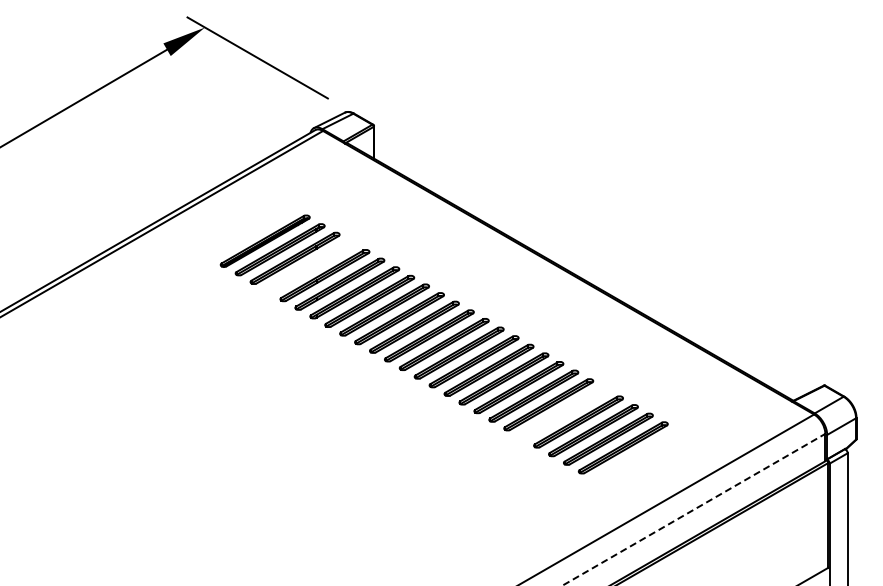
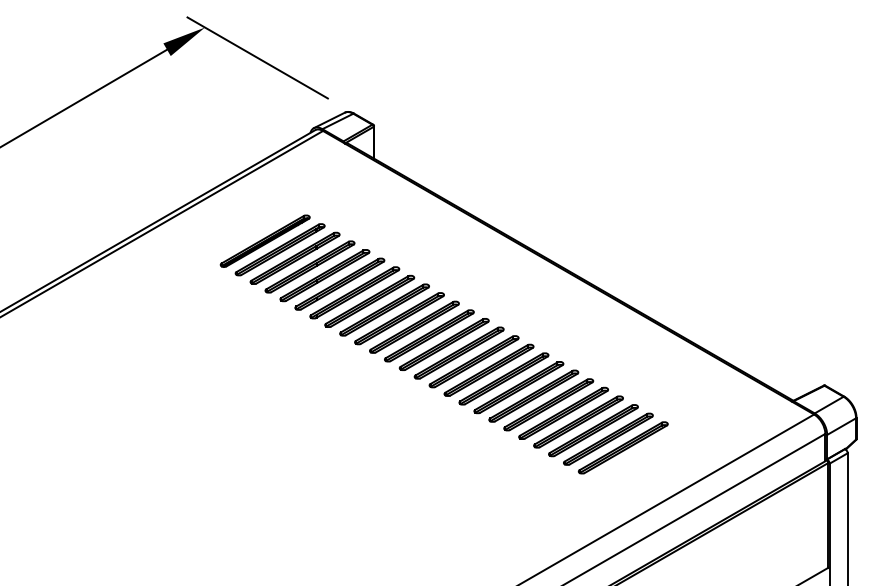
part: none -> present (309, 266)
part: none -> present (563, 412)
line: dashed -> solid (693, 509)
